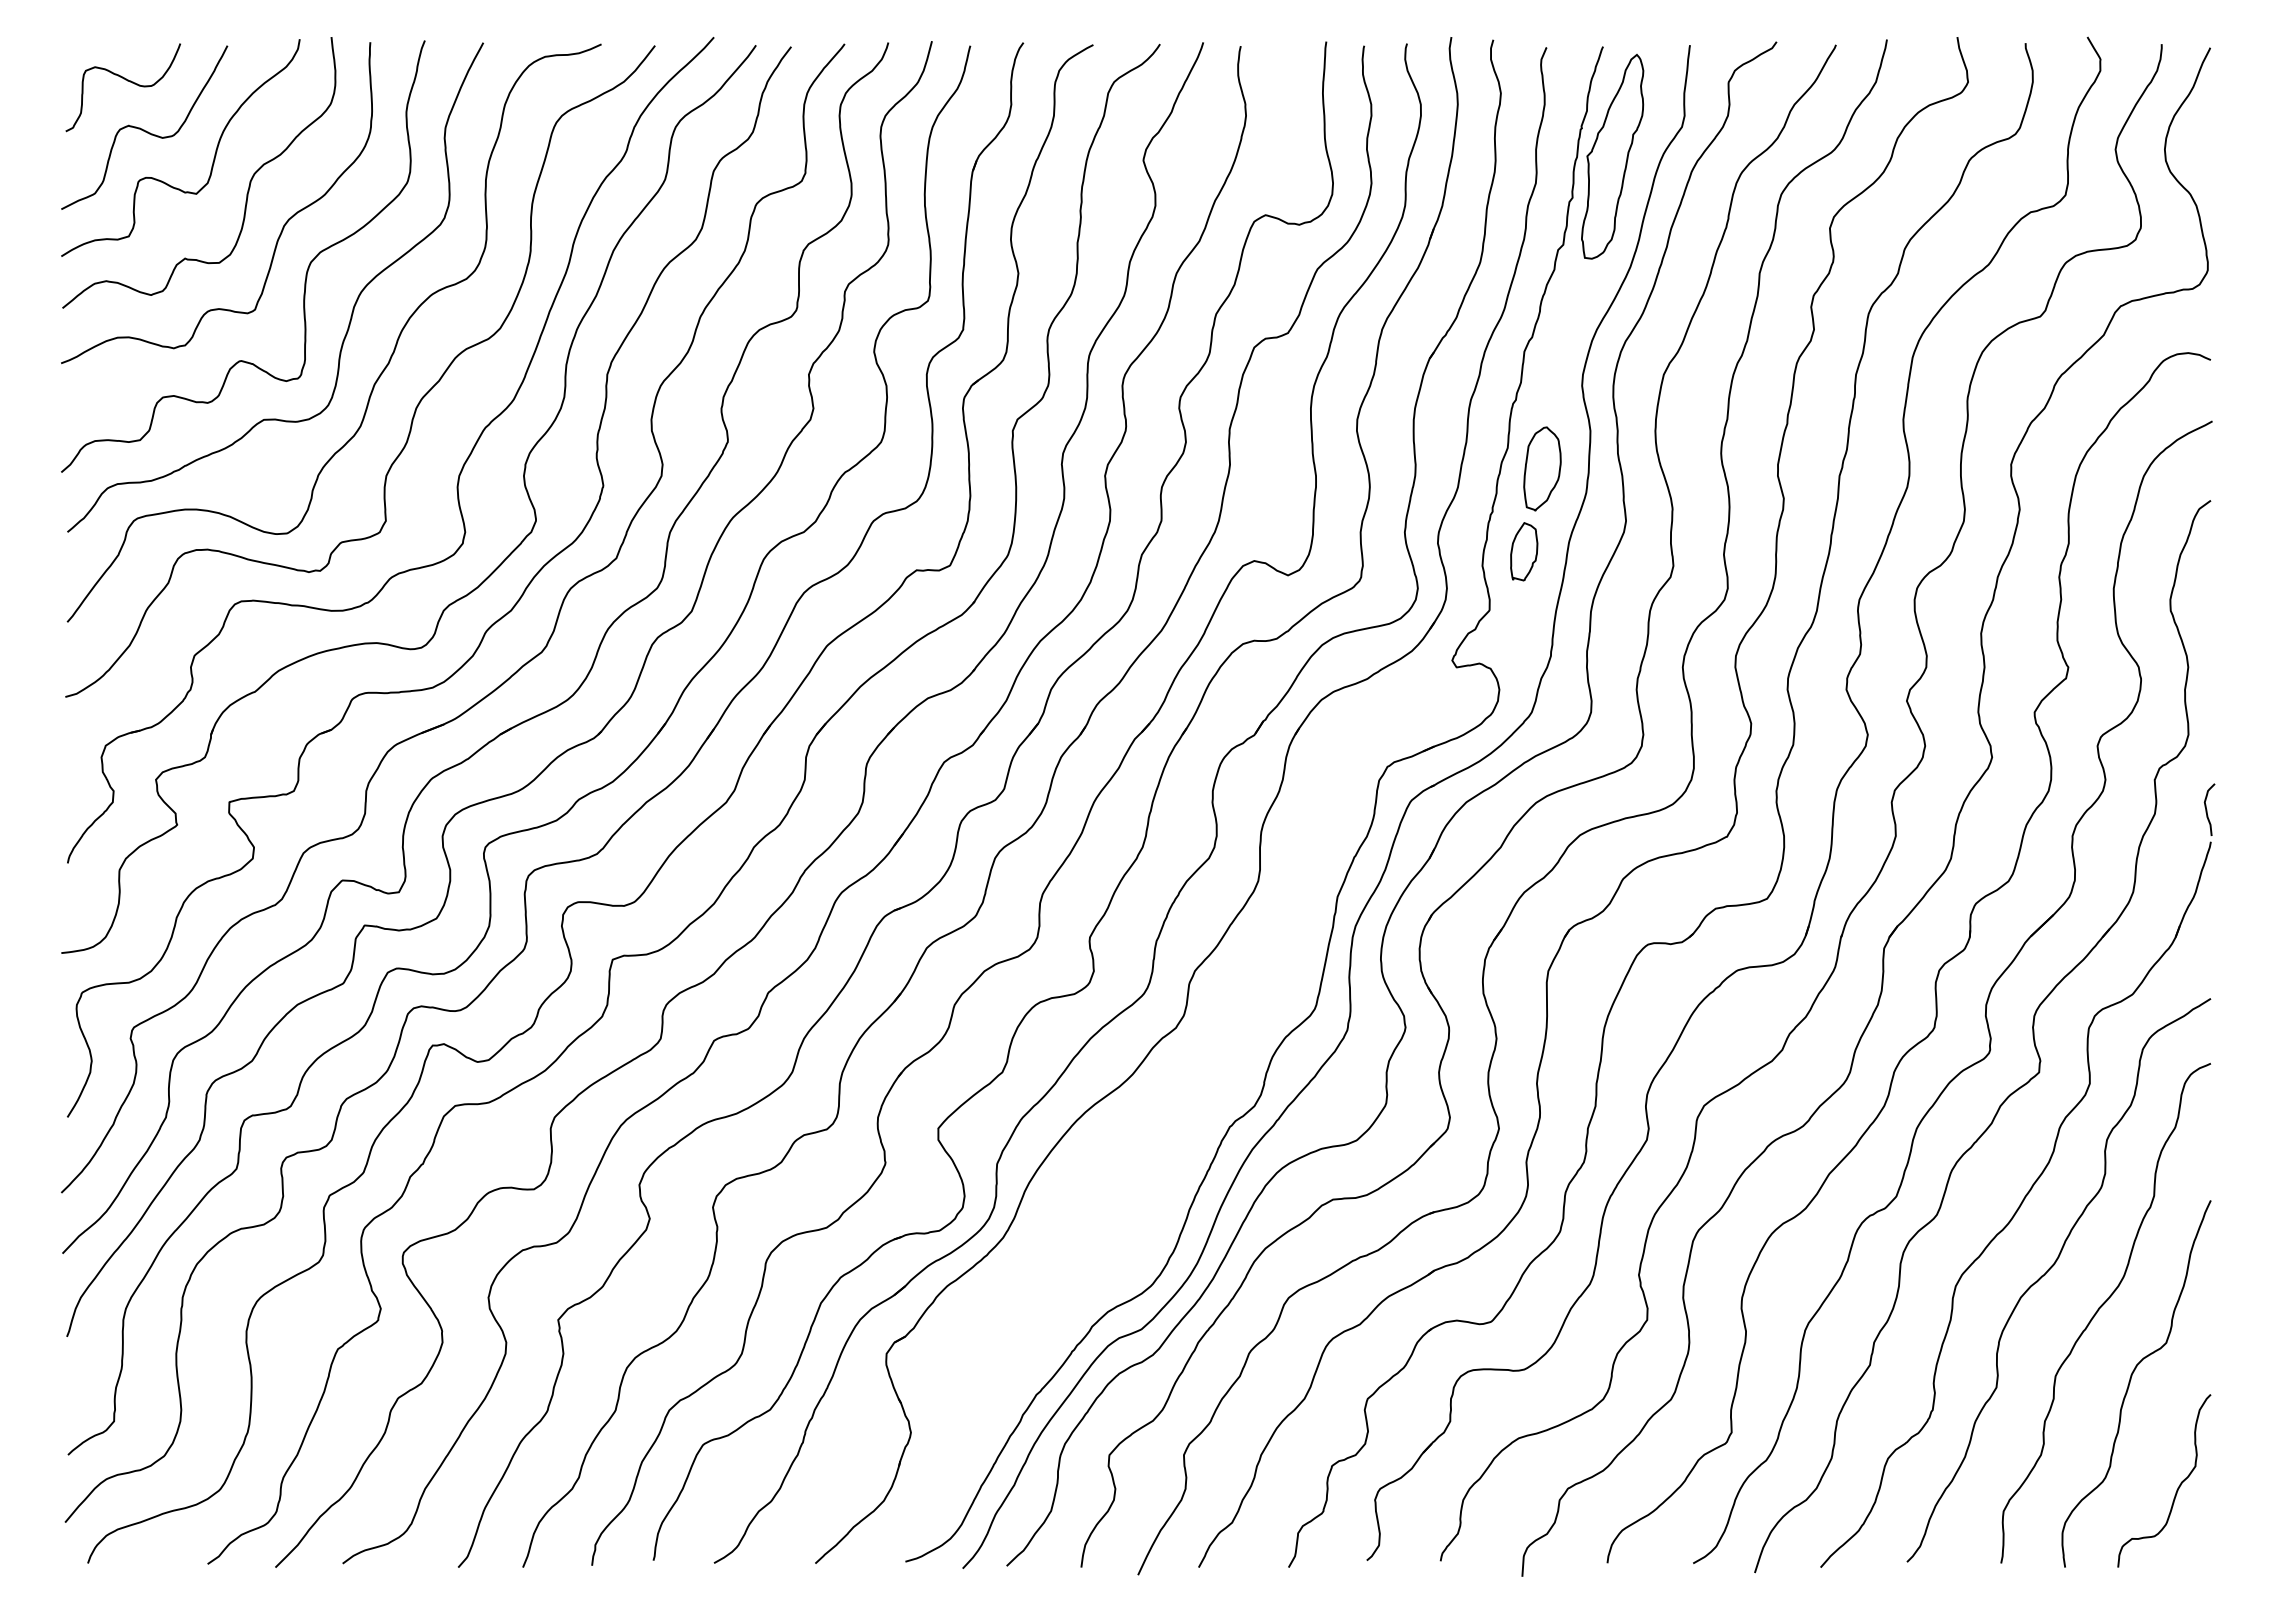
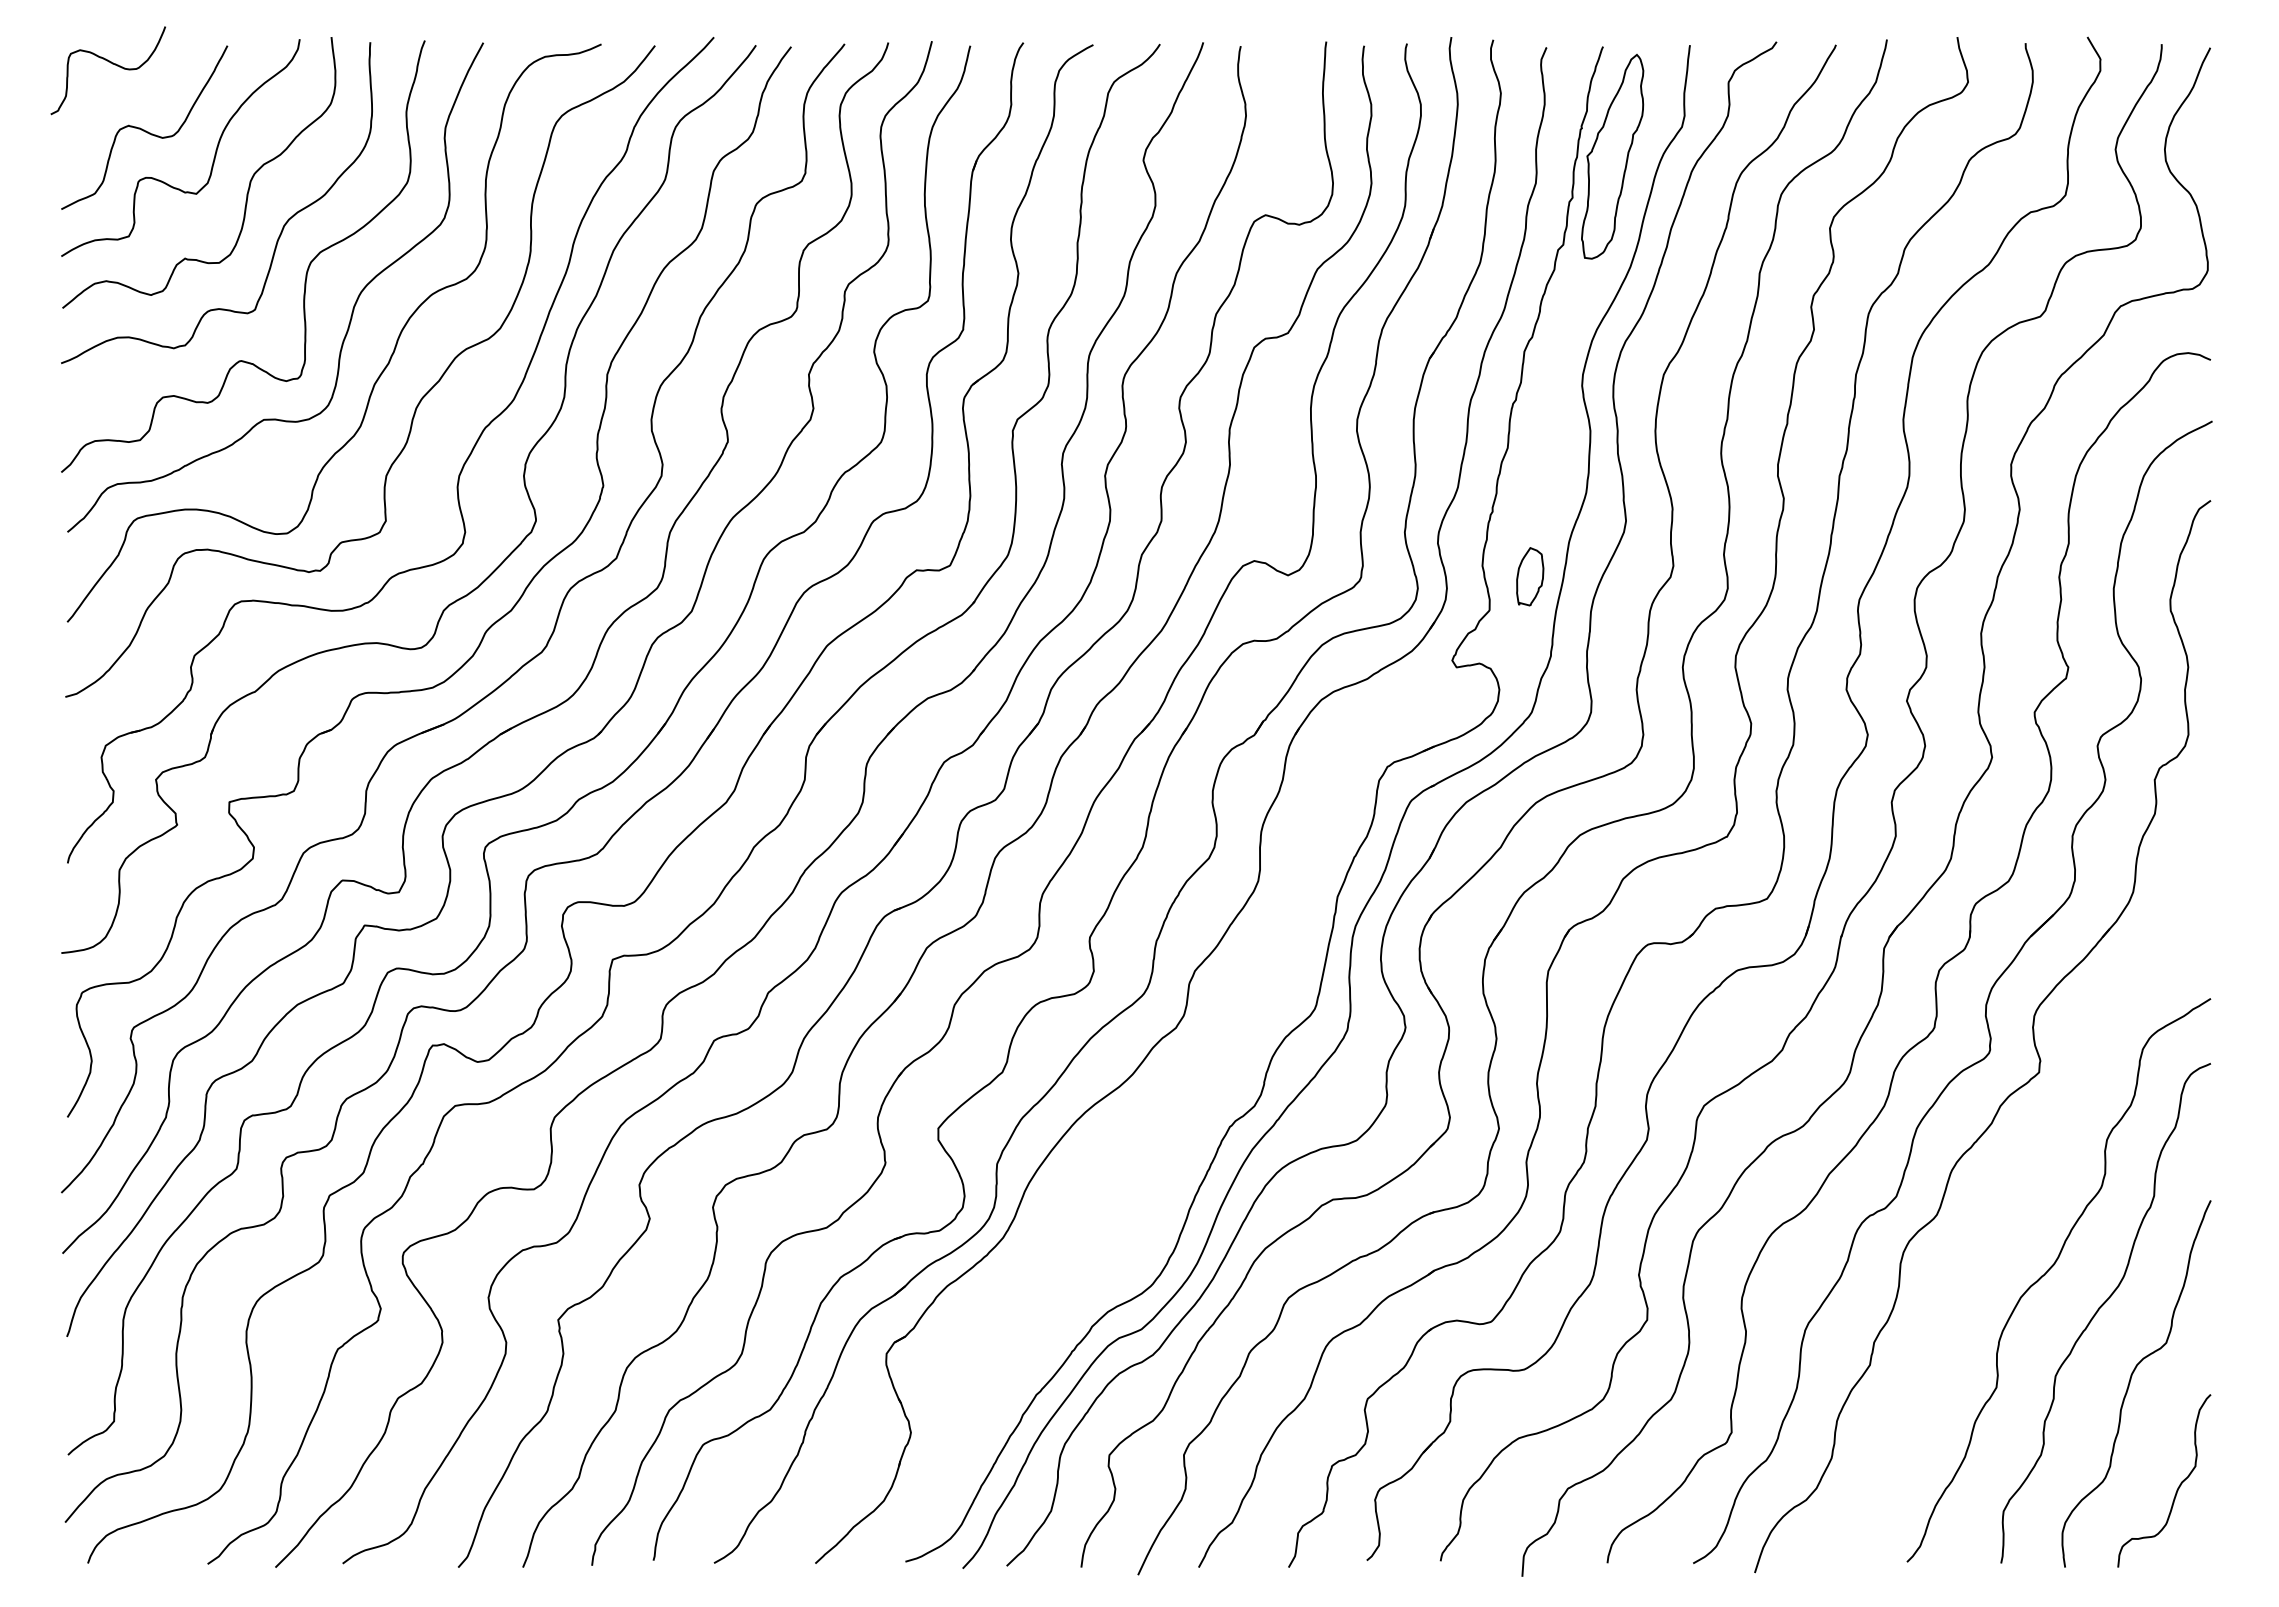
curve position: (125, 80) -> (110, 63) (110, 63)
part: present -> none (1542, 468)
part position: (1524, 551) -> (1530, 576) (1530, 576)
part: present -> none (2031, 1185)
